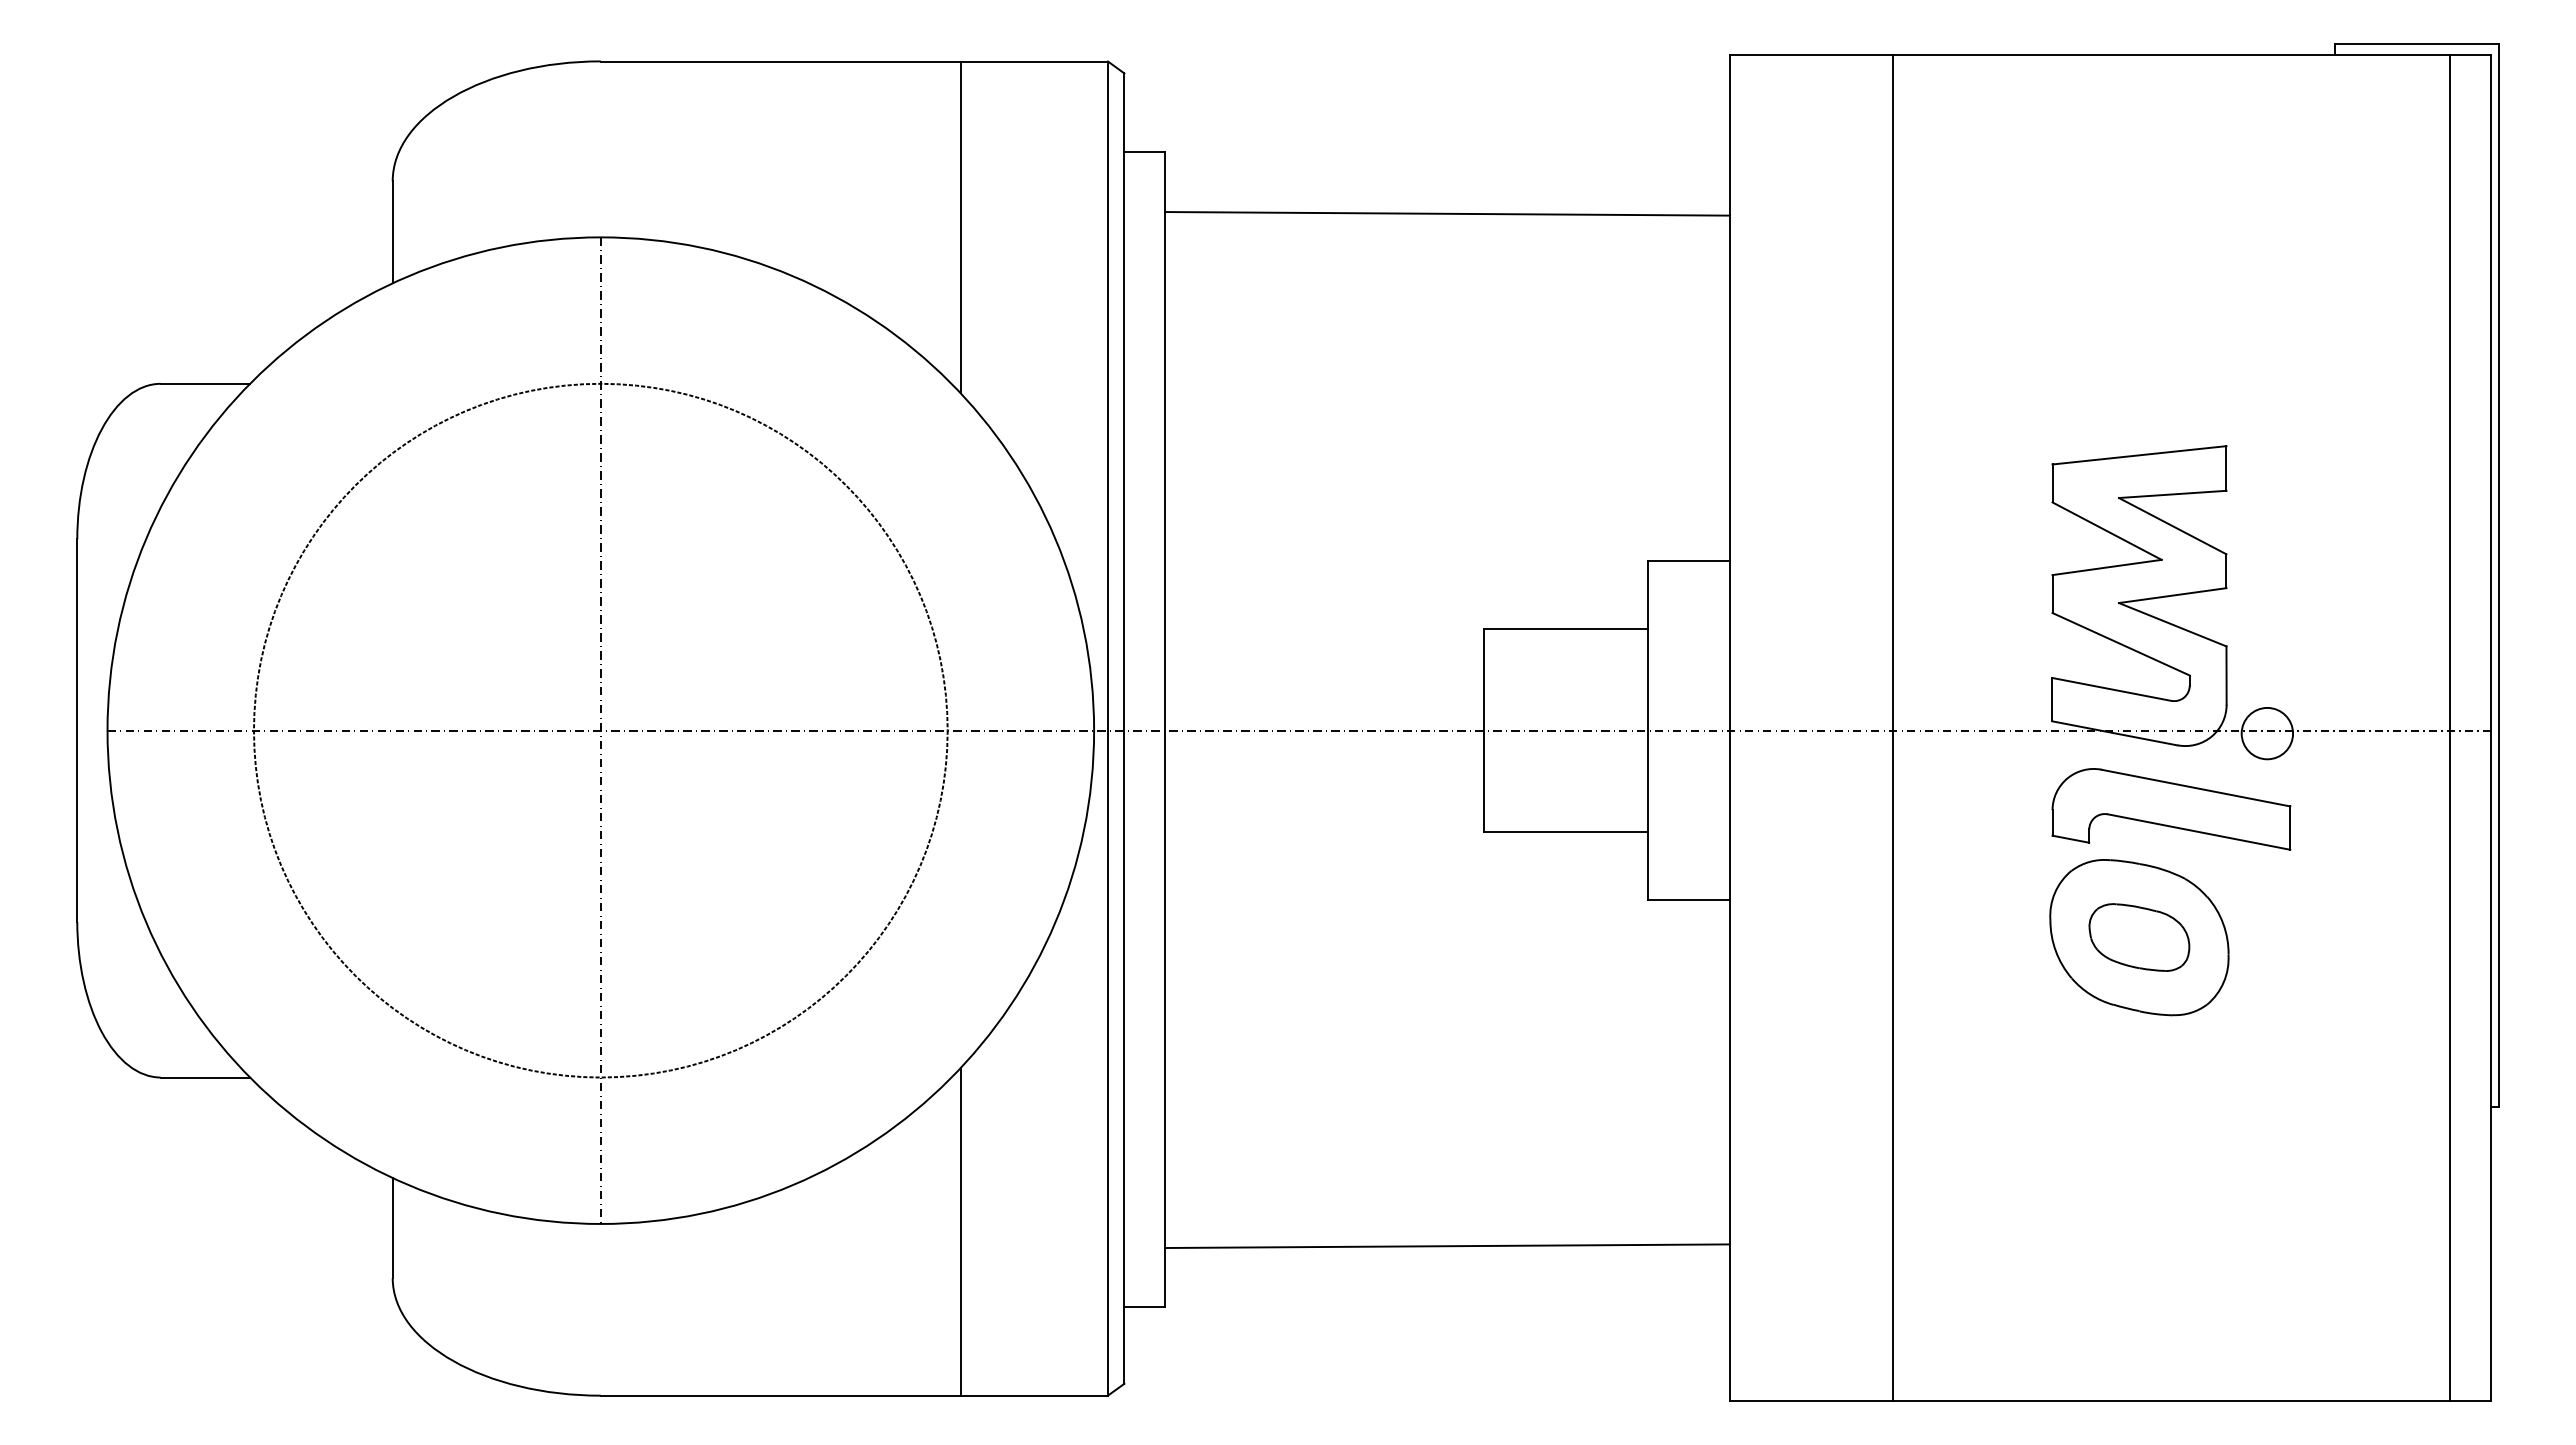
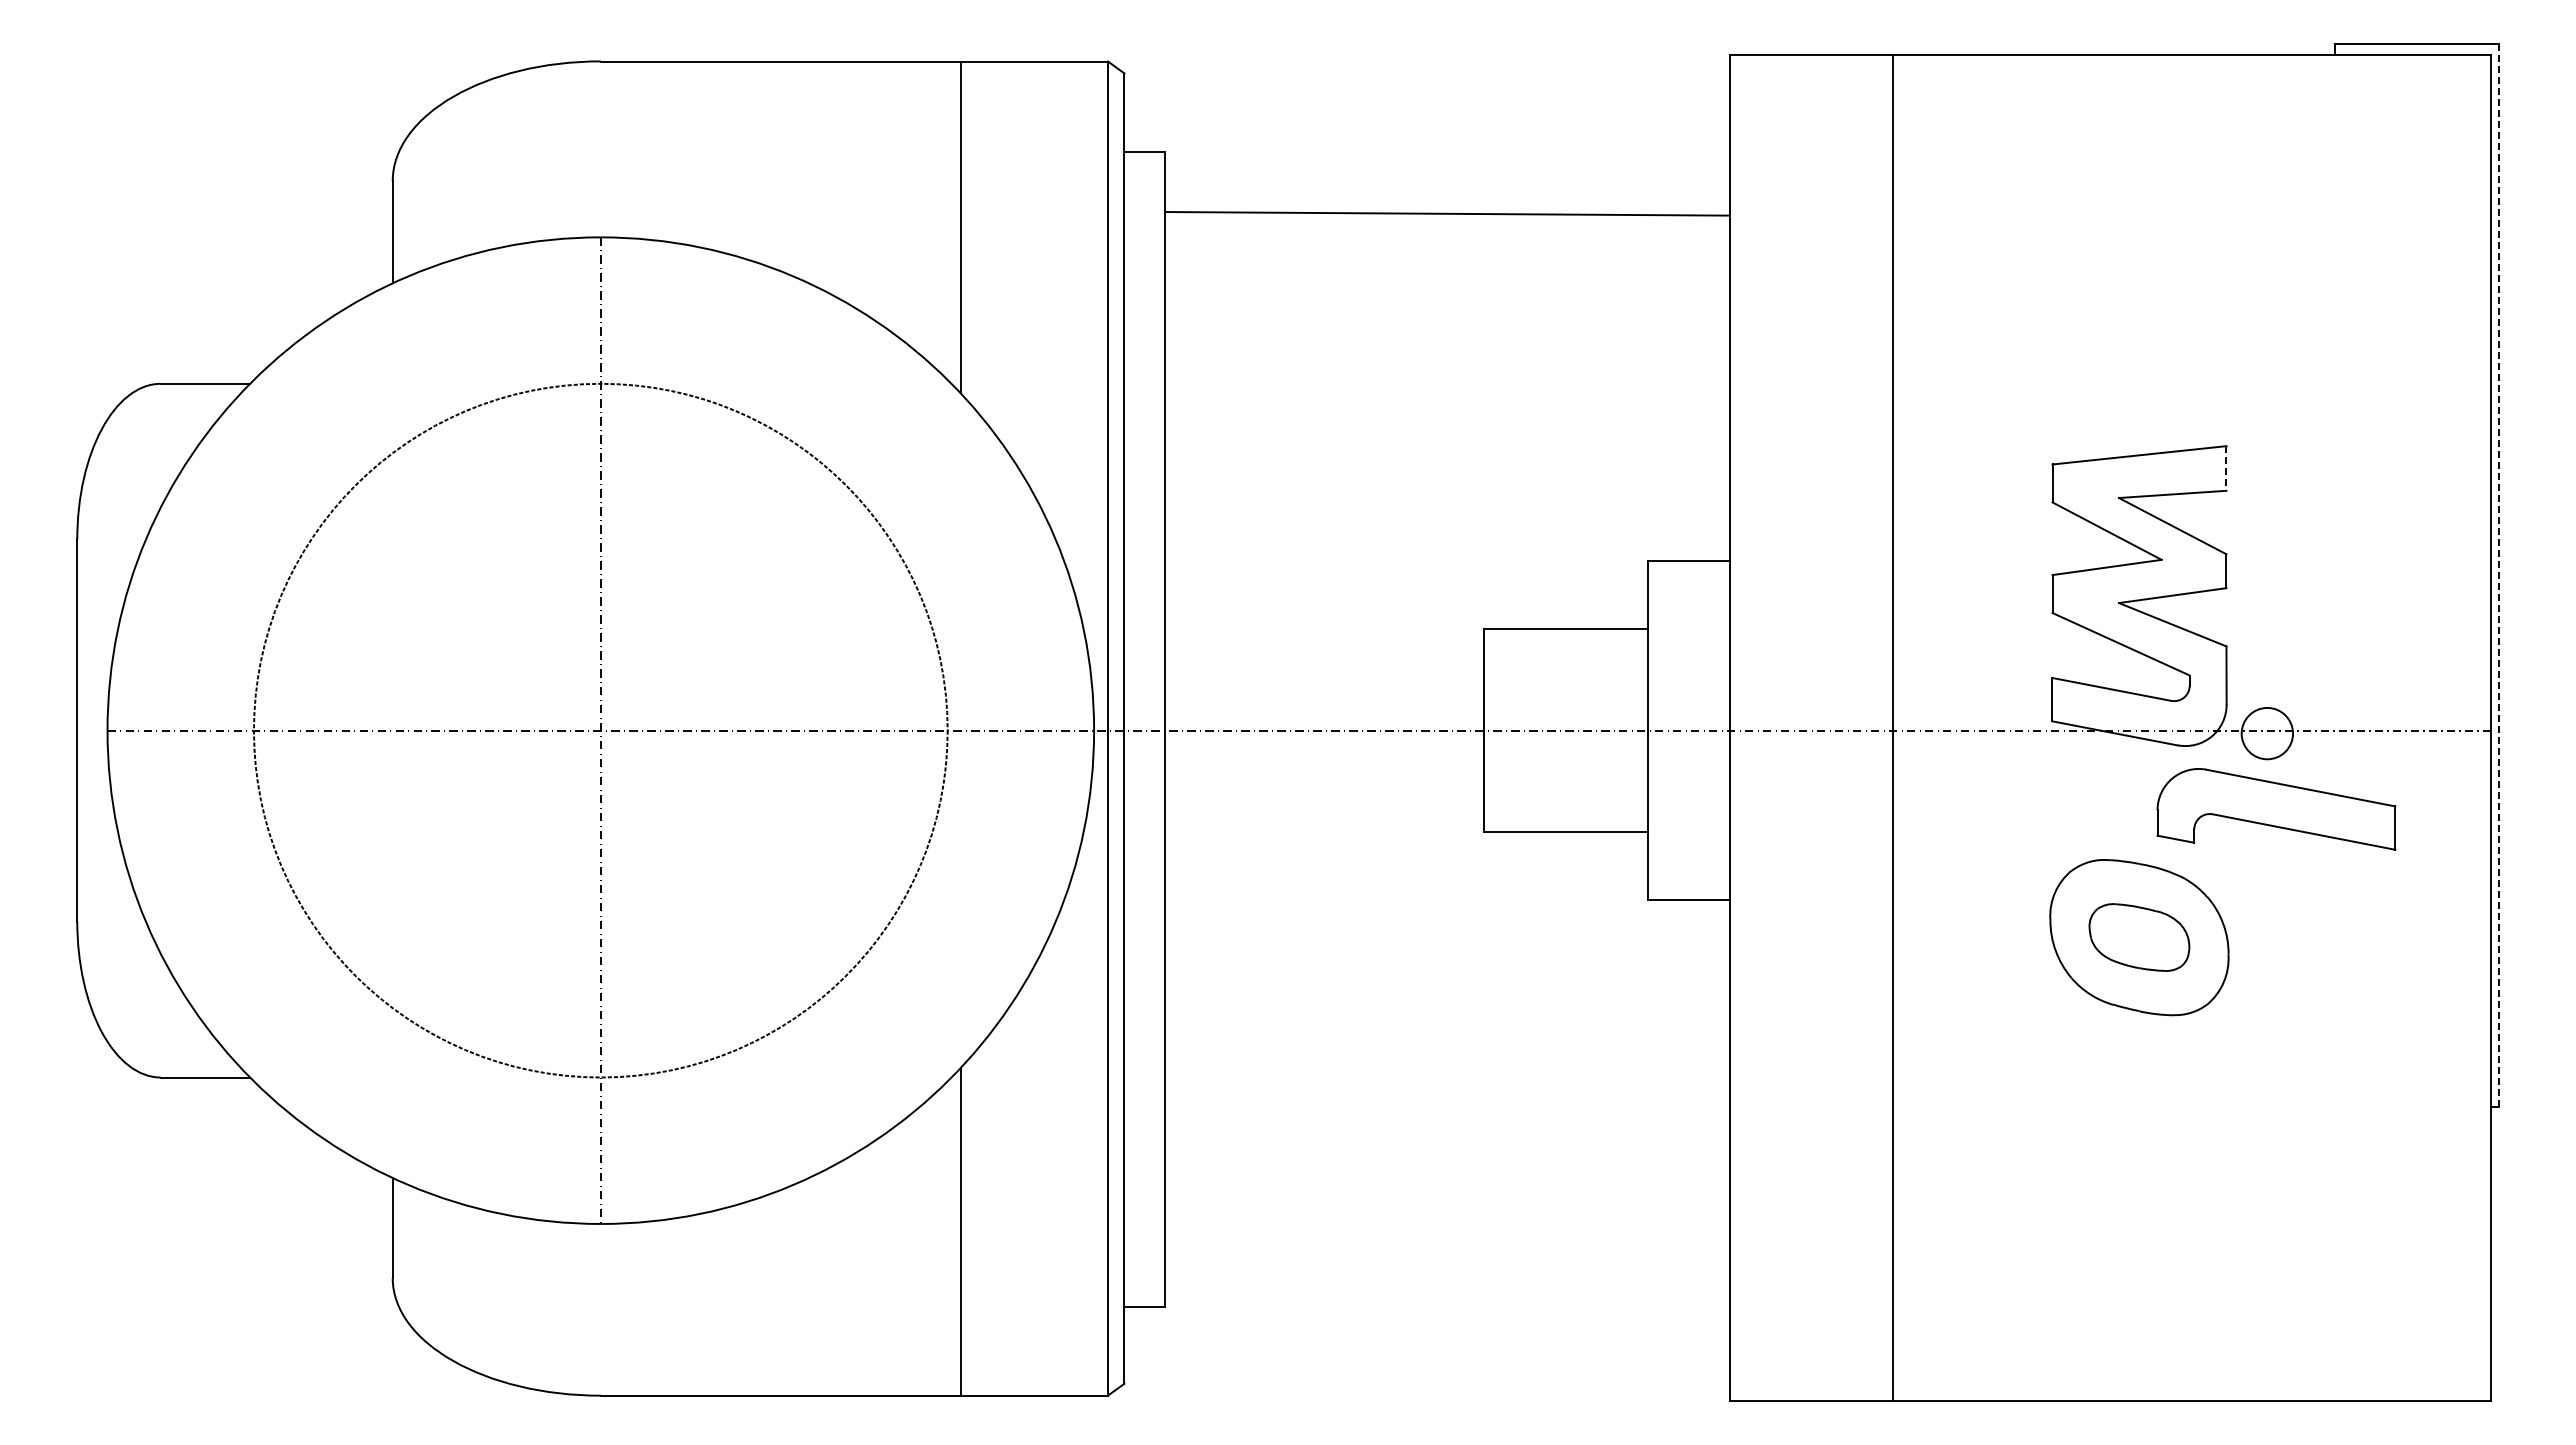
line: solid -> dashed (2226, 468)
line: solid -> dashed (2498, 575)
line: present -> none (2449, 728)
part position: (2171, 809) -> (2276, 809) (2276, 809)
line: present -> none (1447, 1246)
